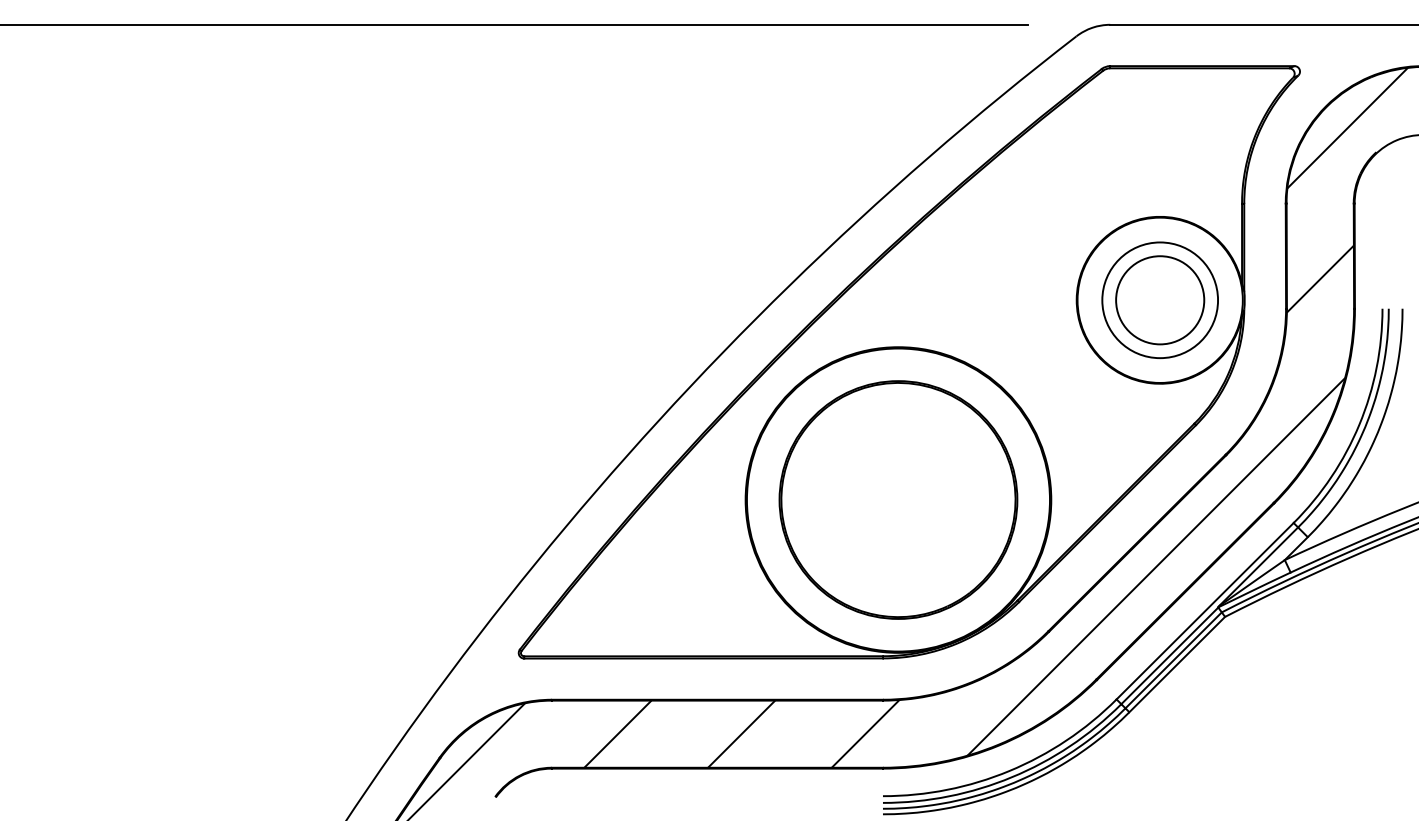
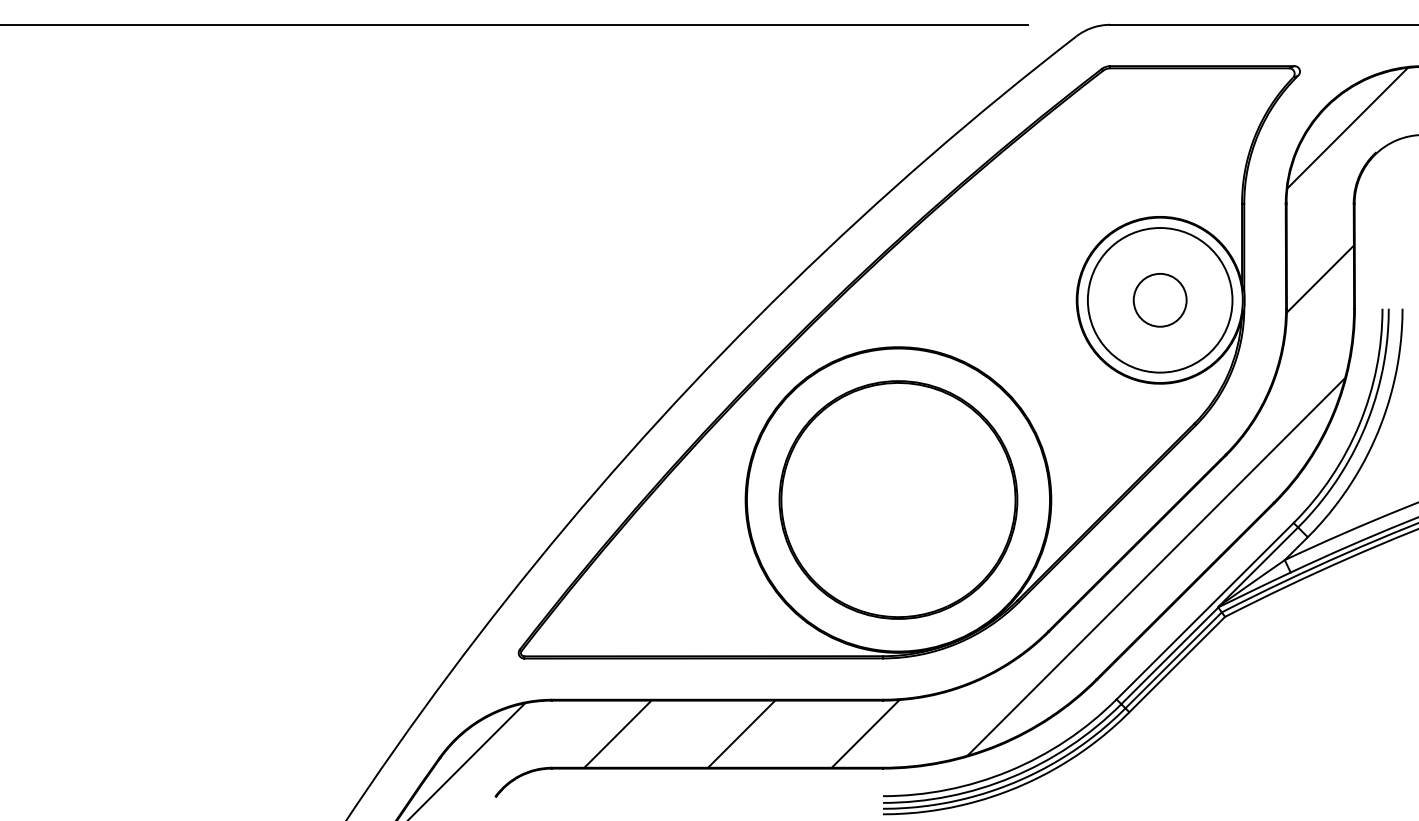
circle diameter: 116 px -> 145 px (1159, 300)
circle diameter: 88 px -> 53 px (1159, 299)
